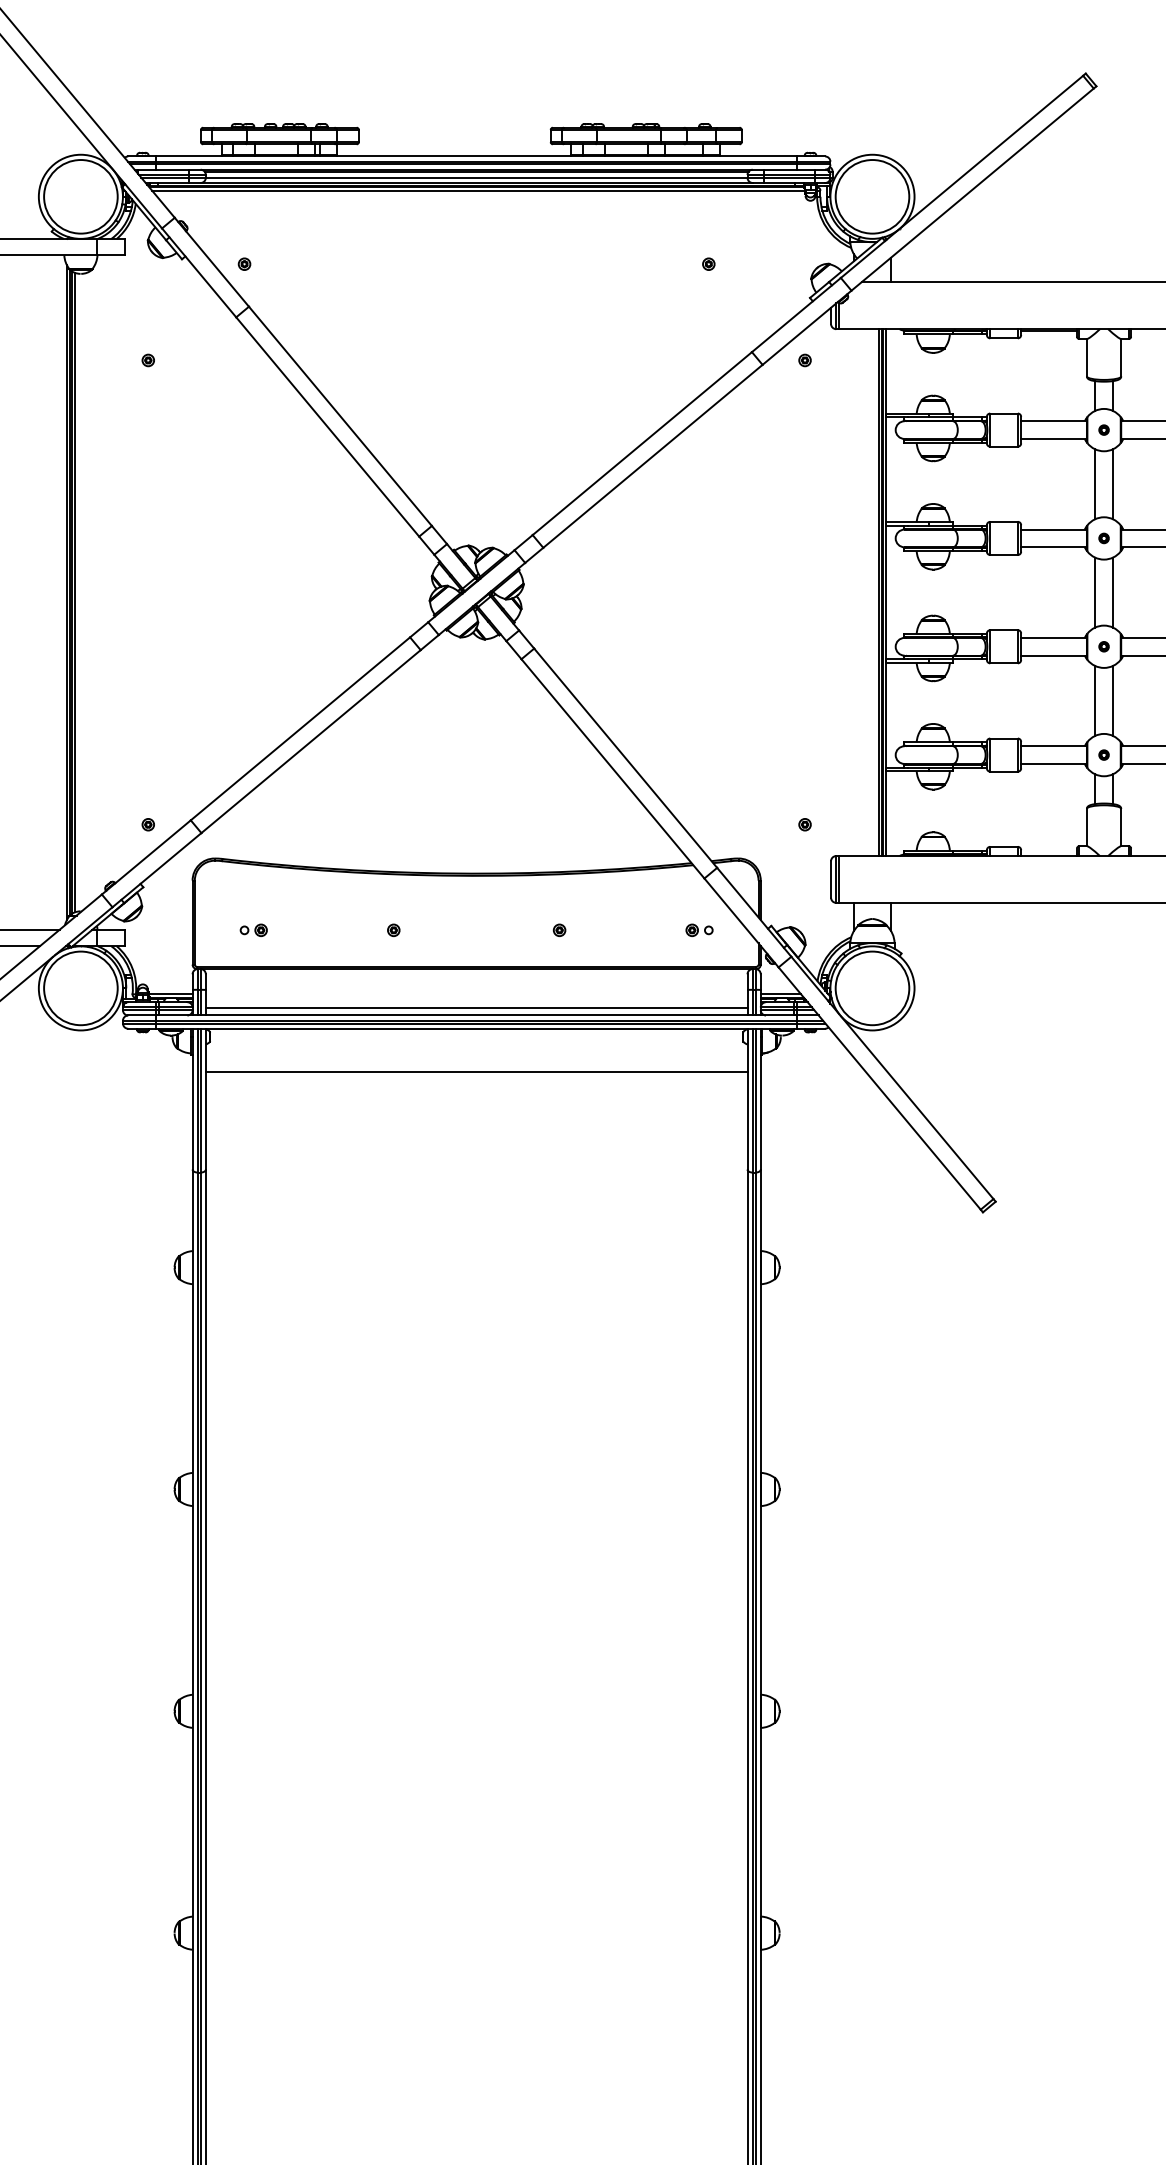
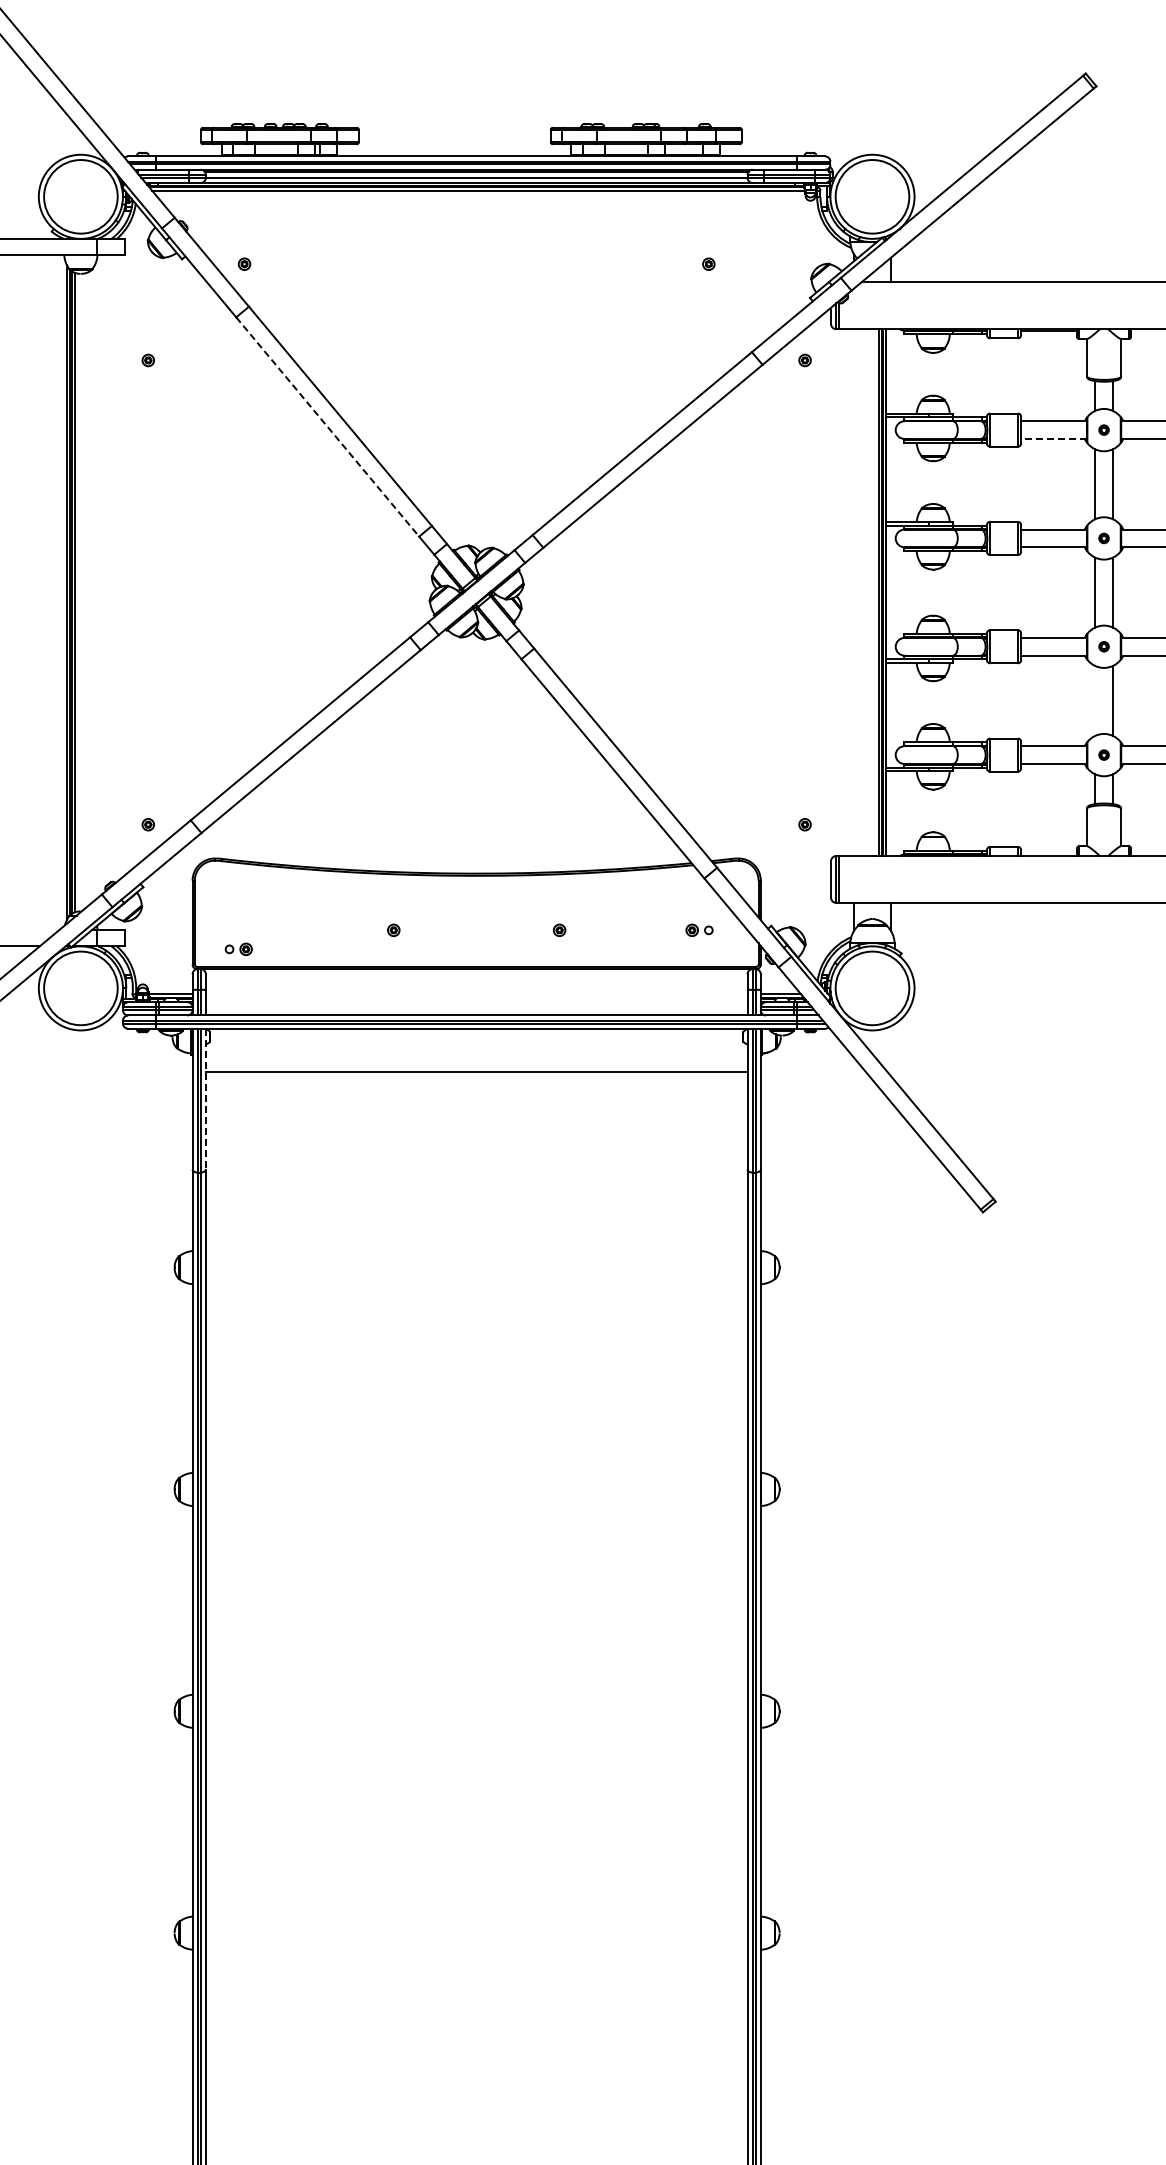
line: solid -> dashed (327, 426)
line: solid -> dashed (1054, 438)
line: present -> none (1095, 700)
line: present -> none (30, 929)
part position: (253, 929) -> (238, 948) (238, 948)
line: present -> none (476, 1007)
line: solid -> dashed (205, 1099)
